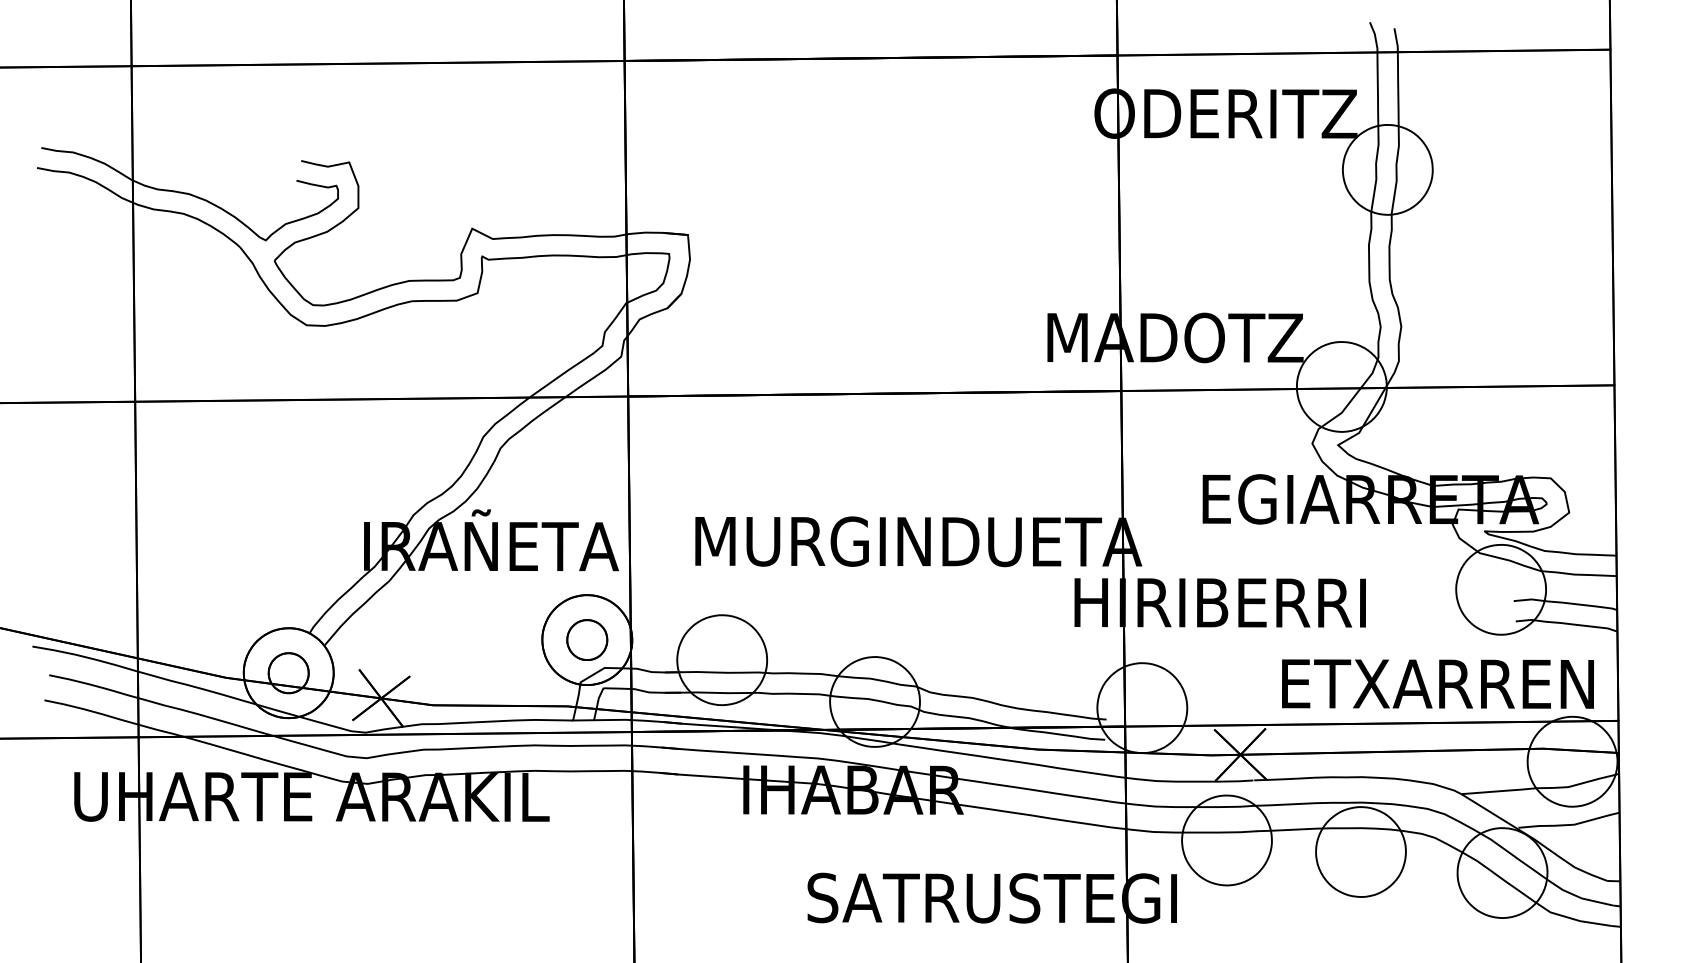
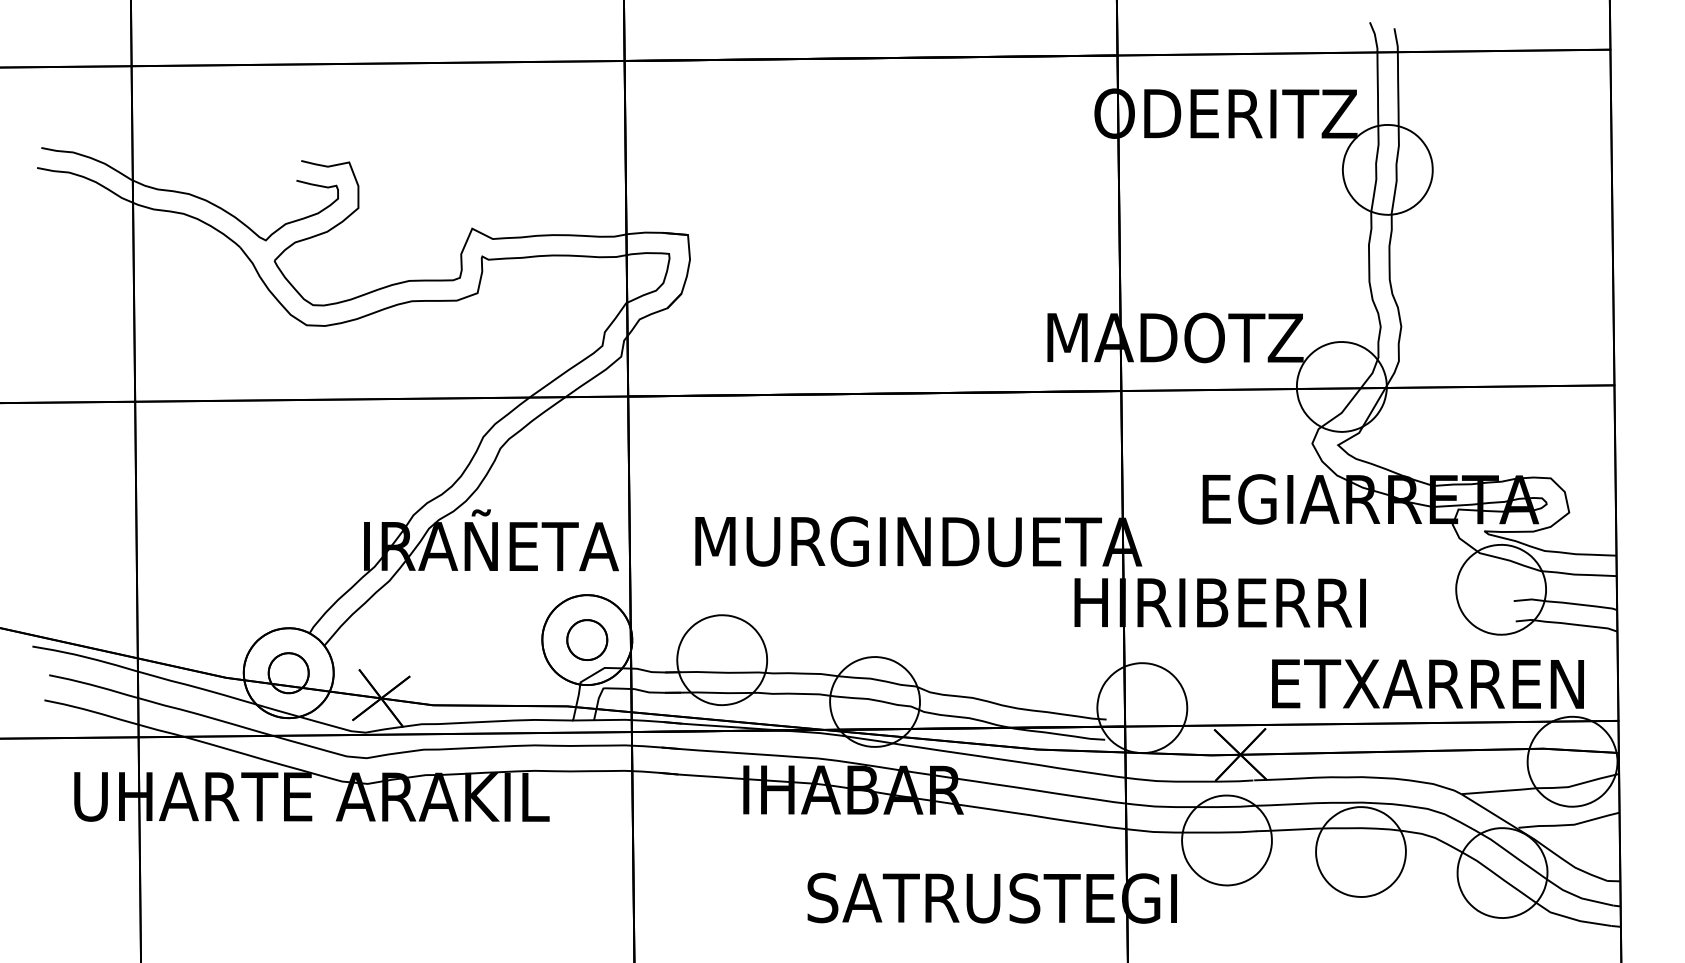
text position: (1437, 683) -> (1427, 683) (1427, 683)
